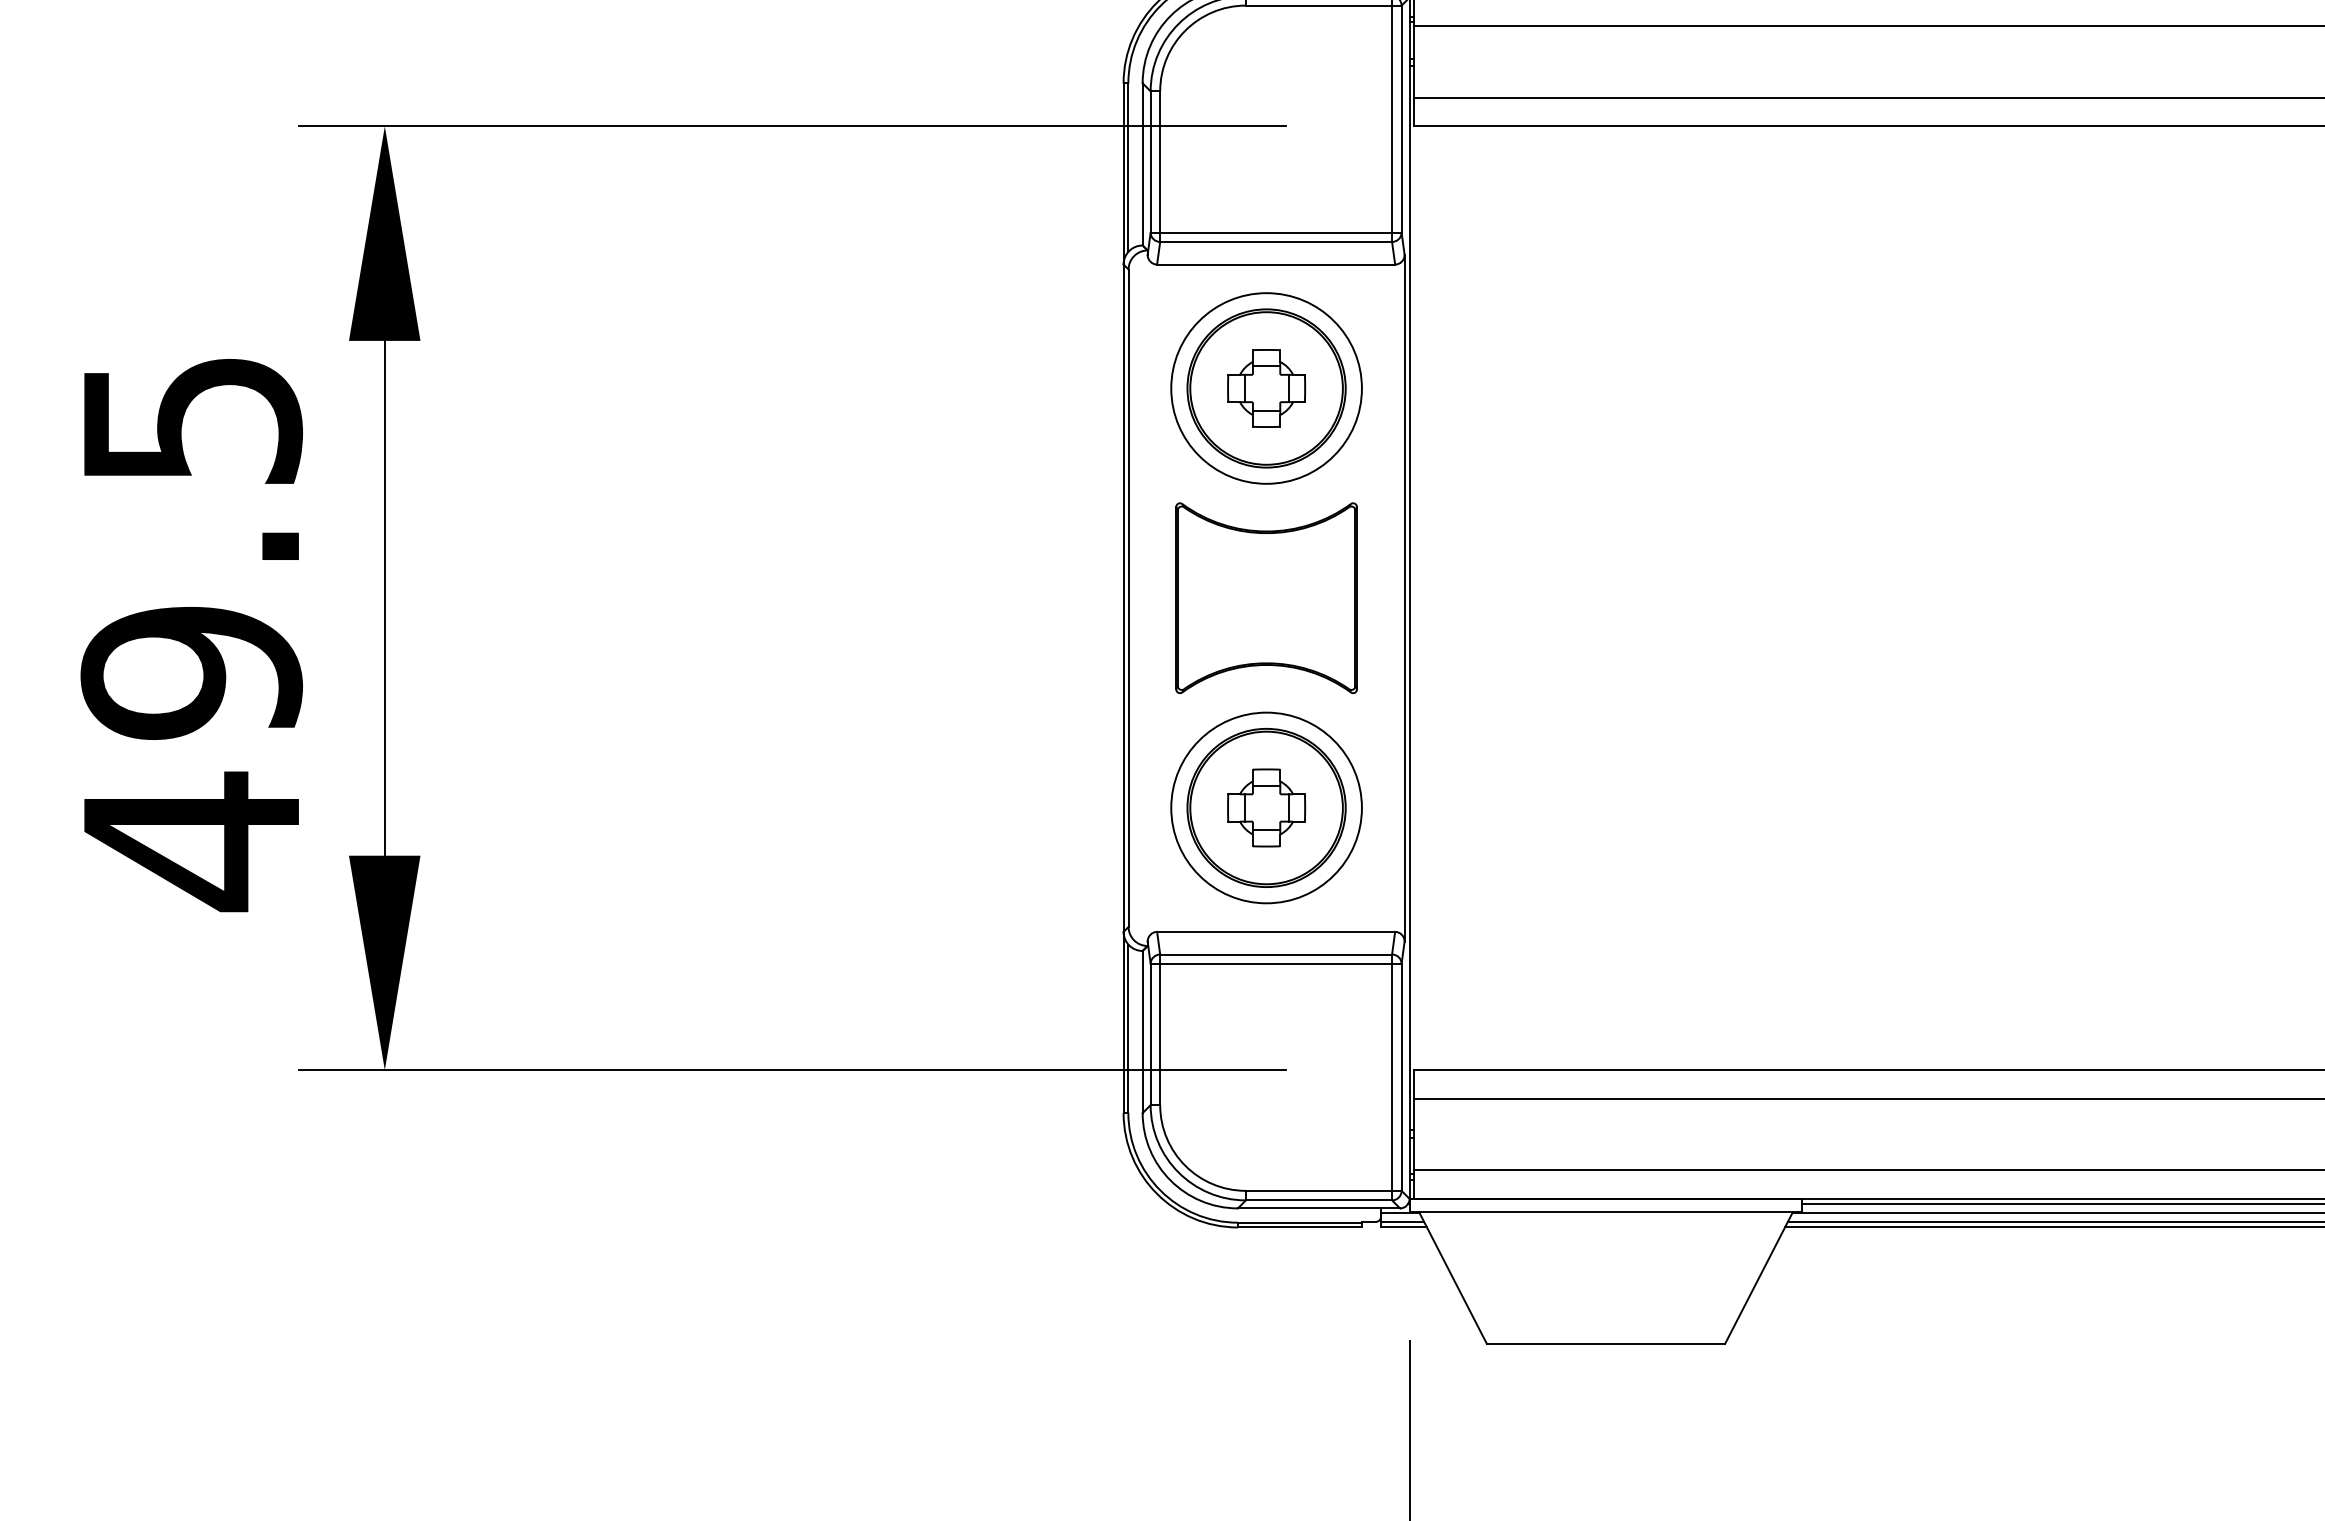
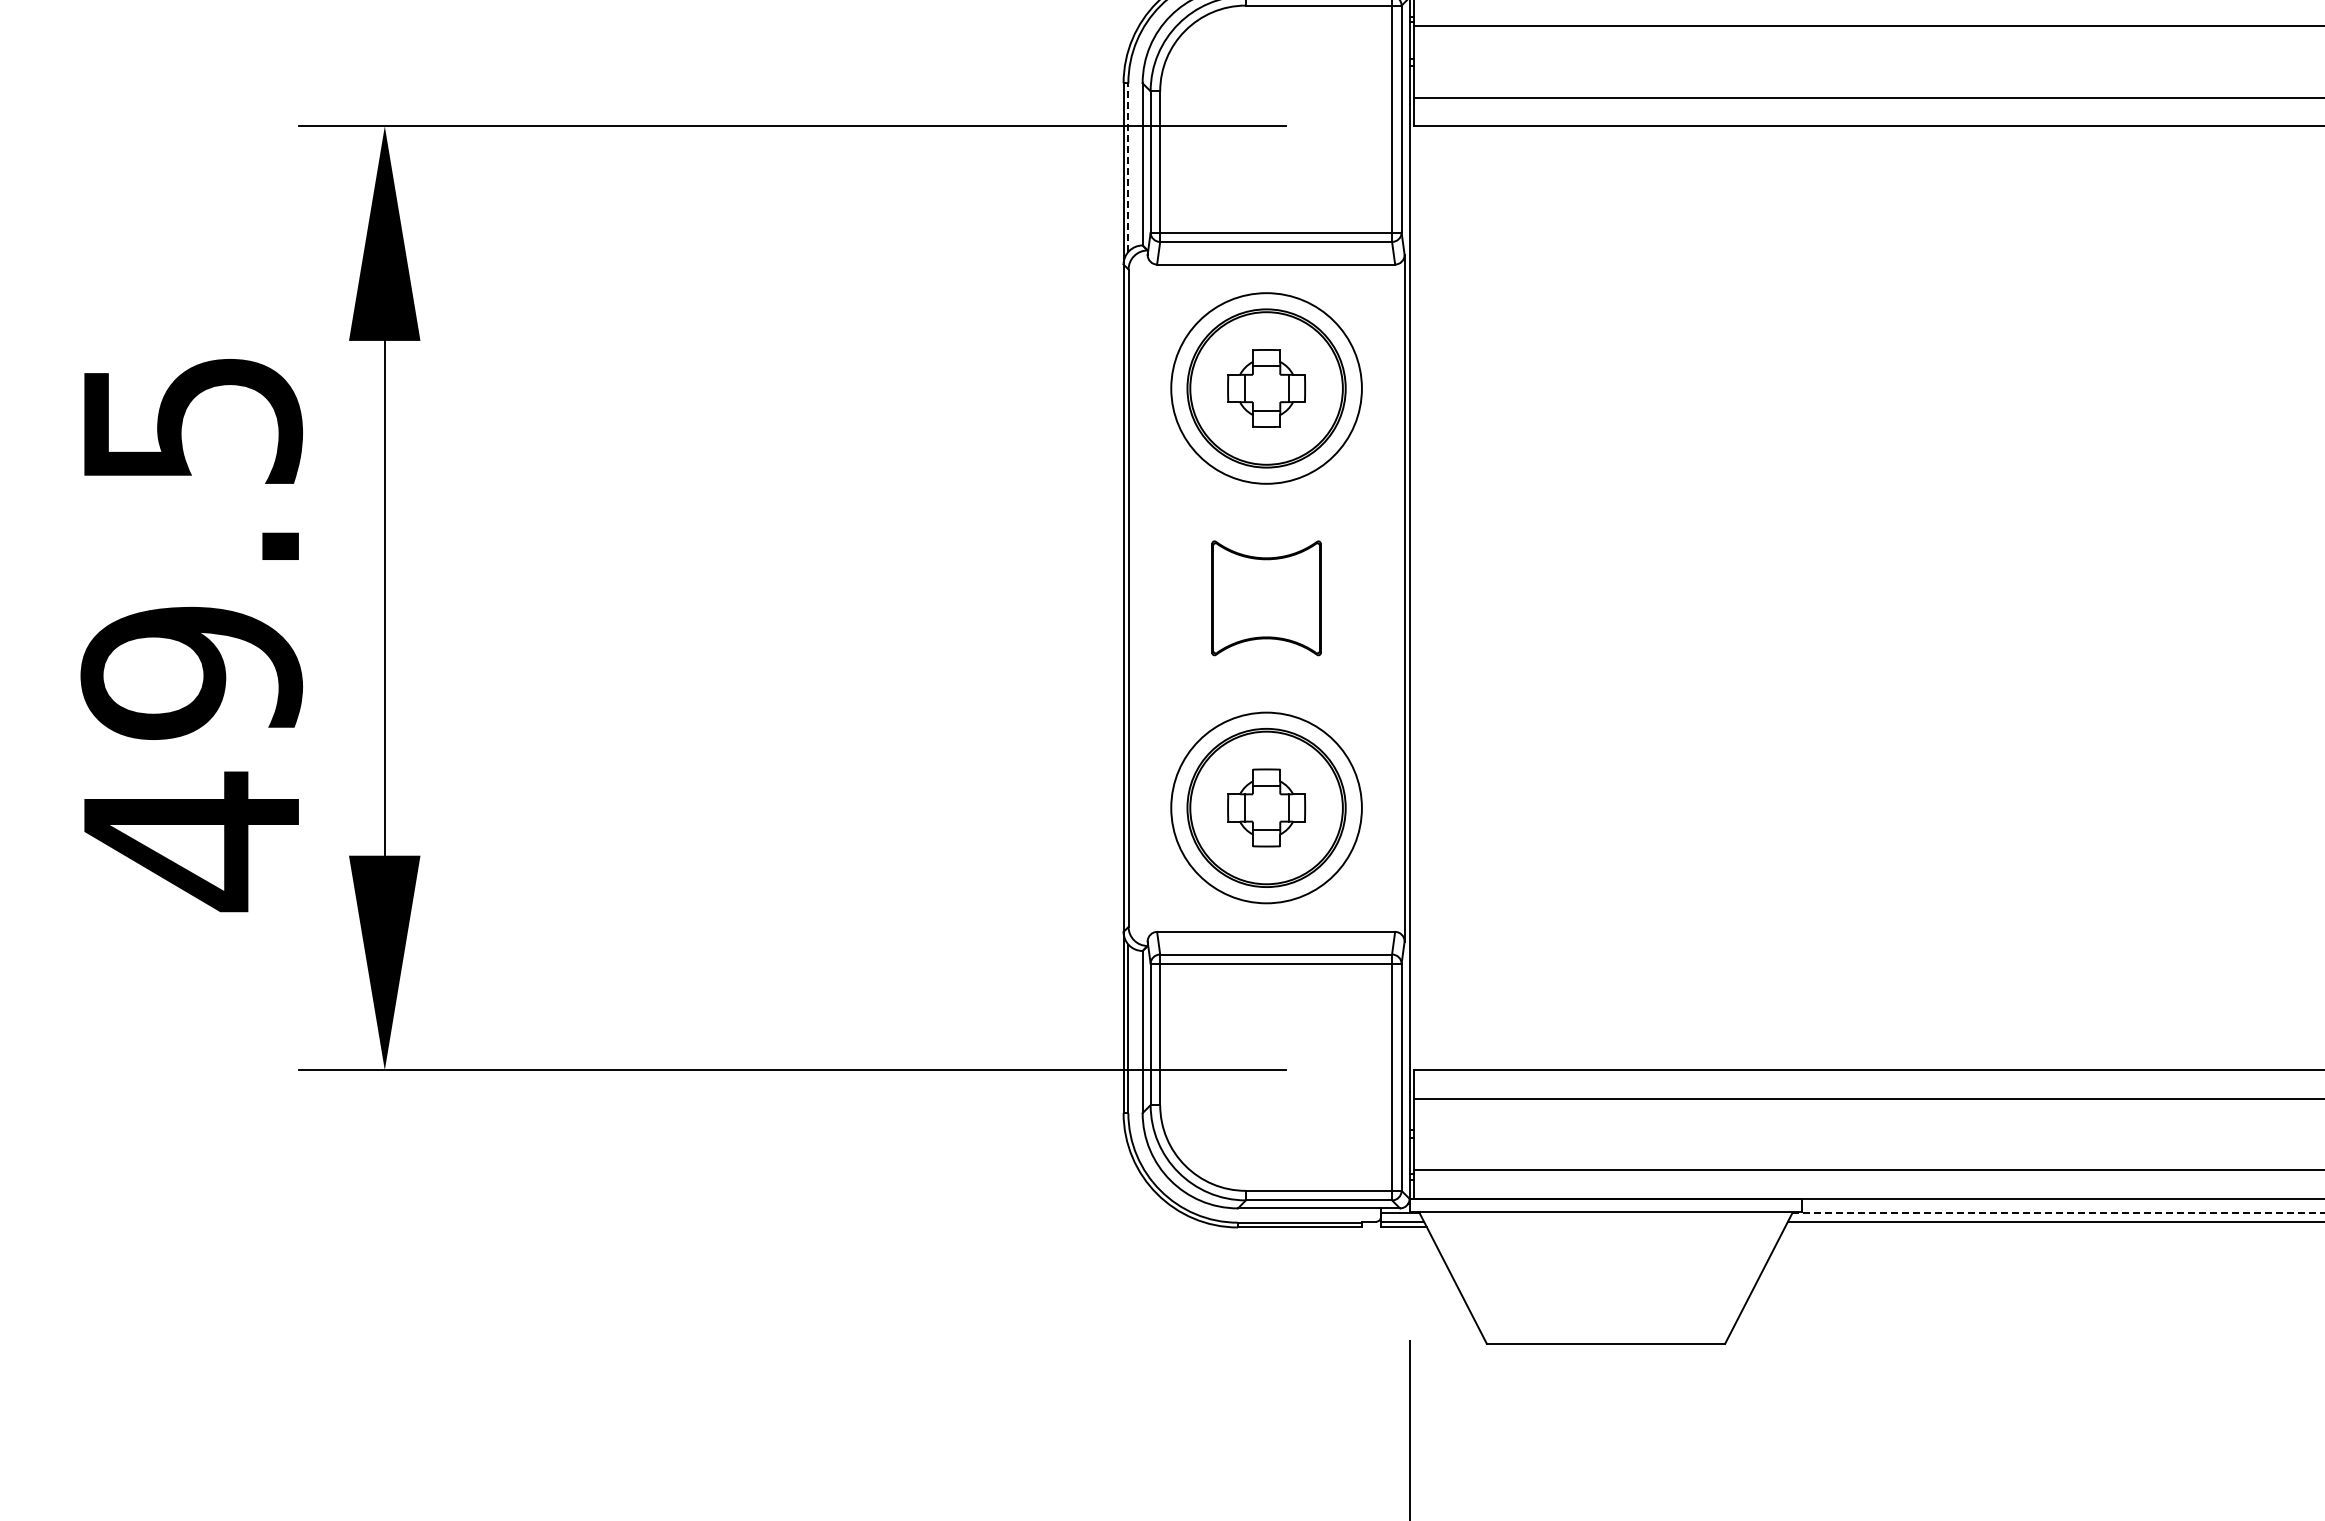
line: solid -> dashed (1128, 167)
part size: 183x193 px -> 111x117 px (1266, 598)
line: present -> none (2061, 1203)
line: solid -> dashed (2058, 1213)
line: present -> none (2053, 1227)
